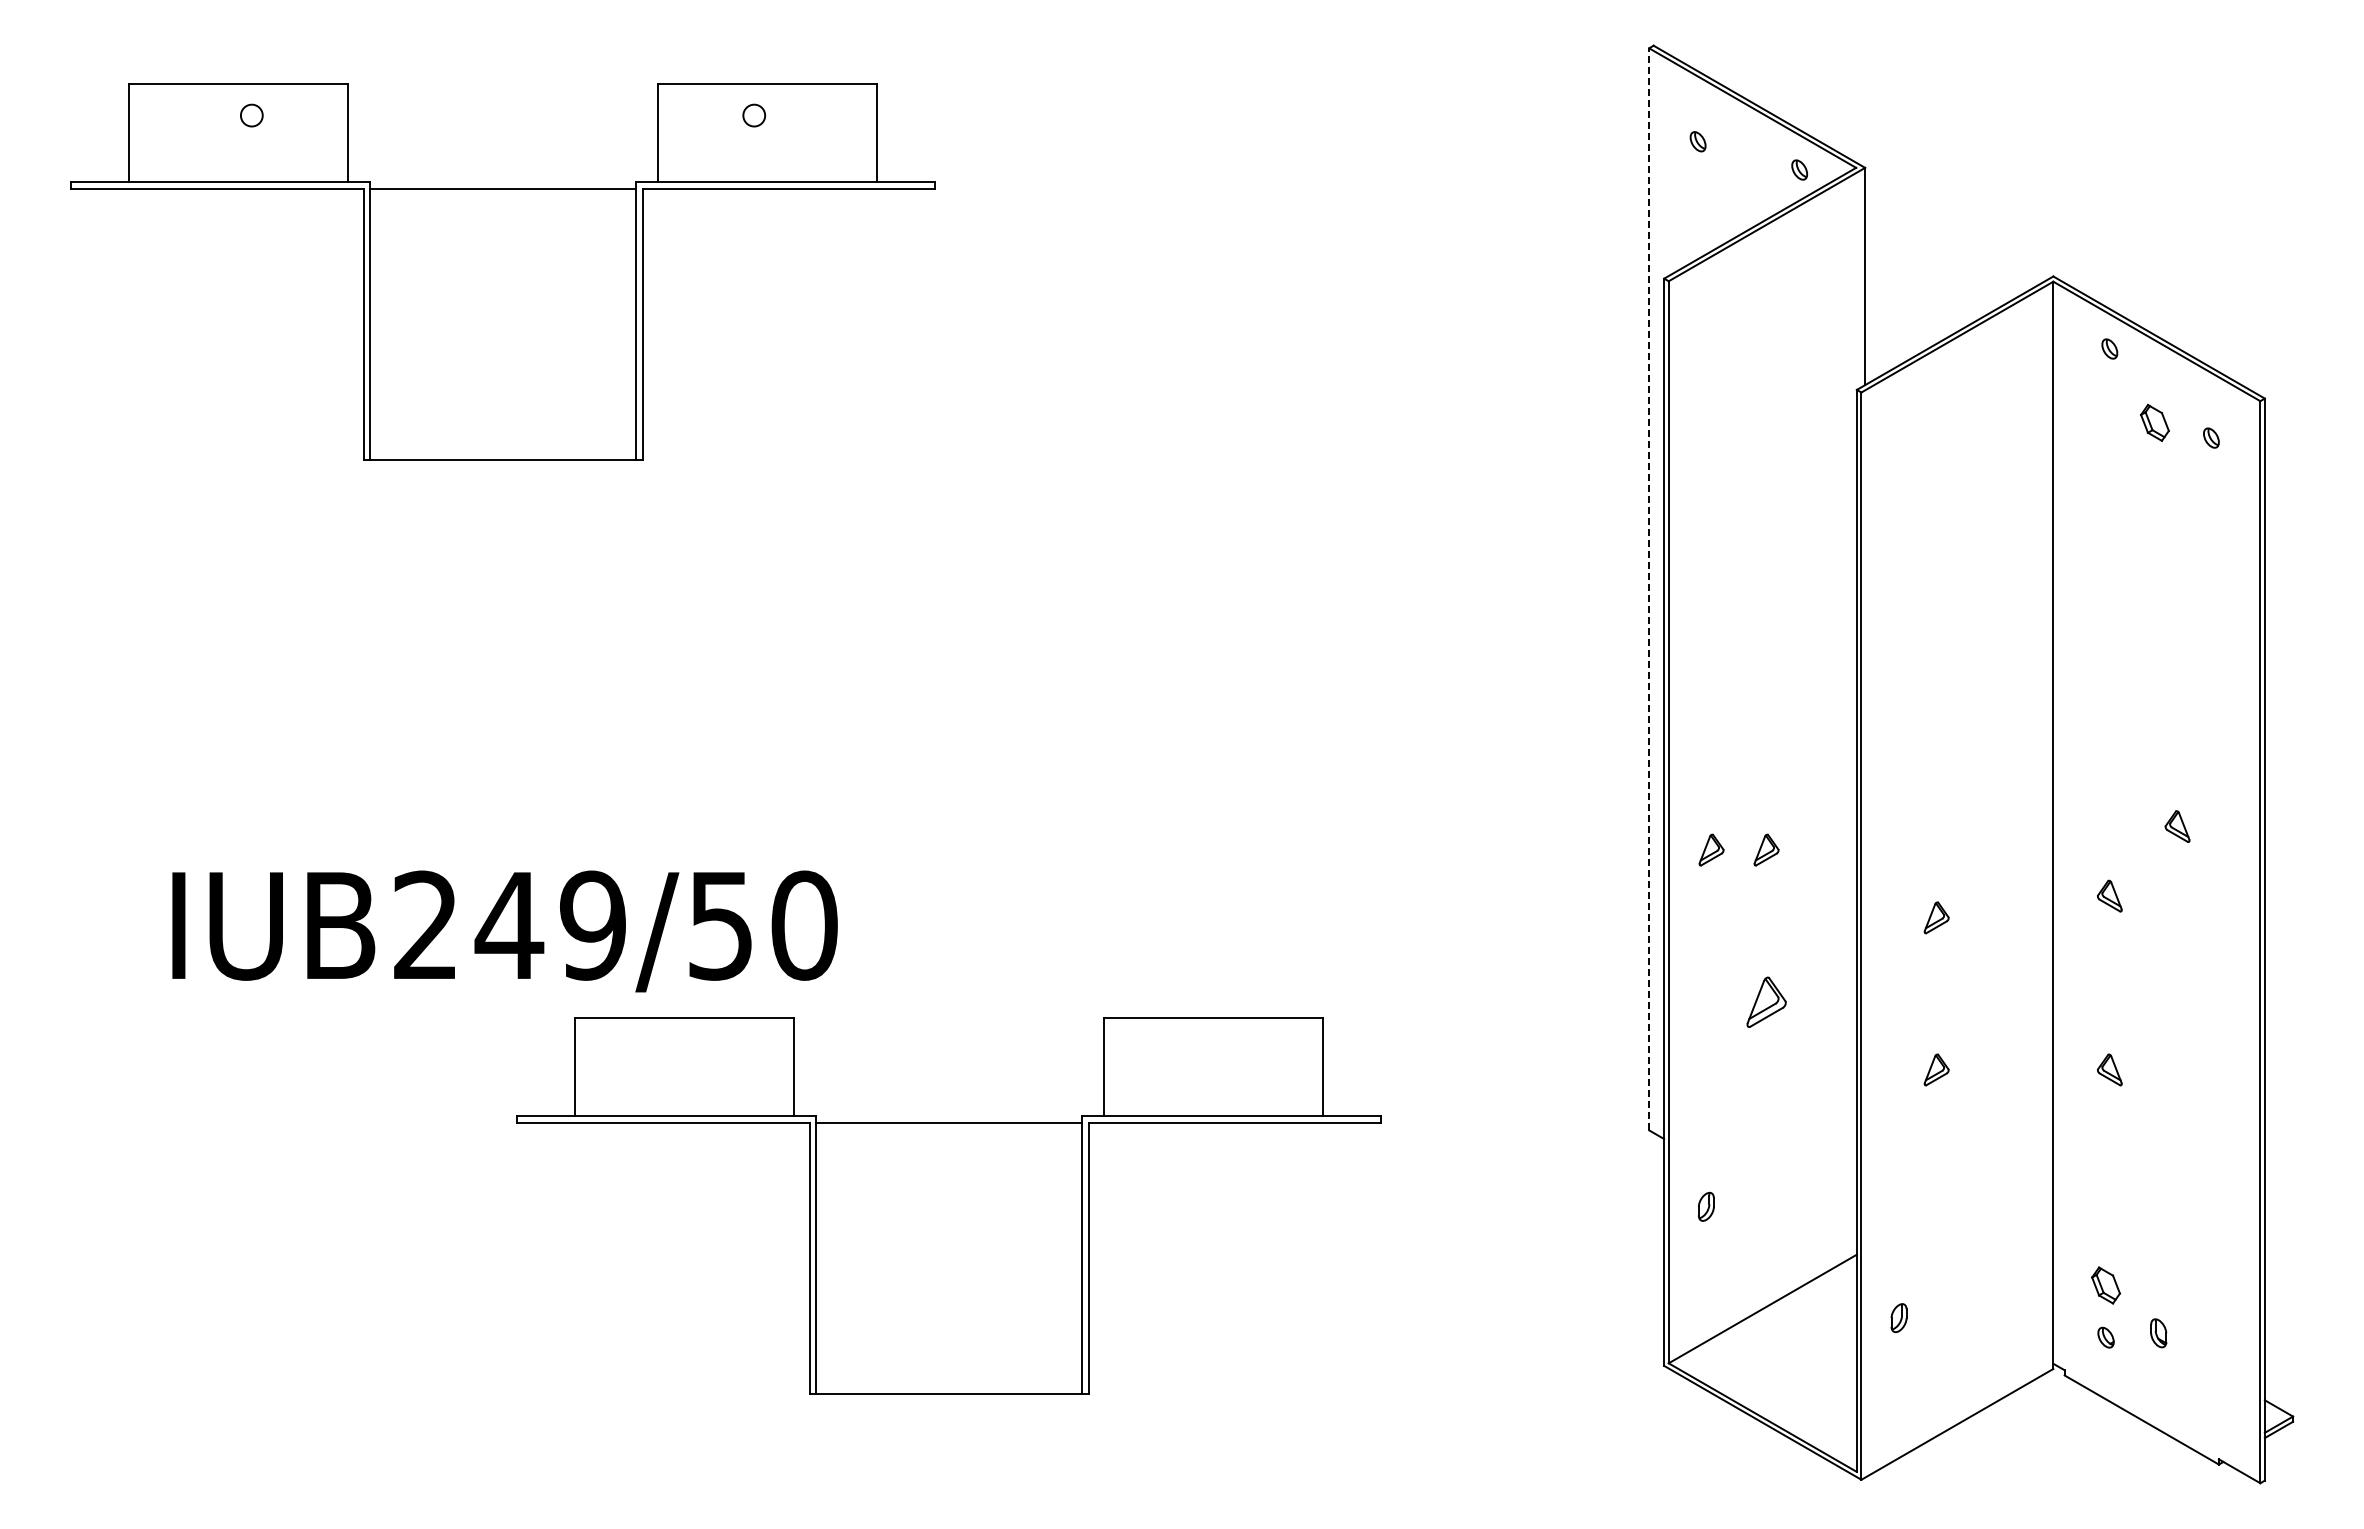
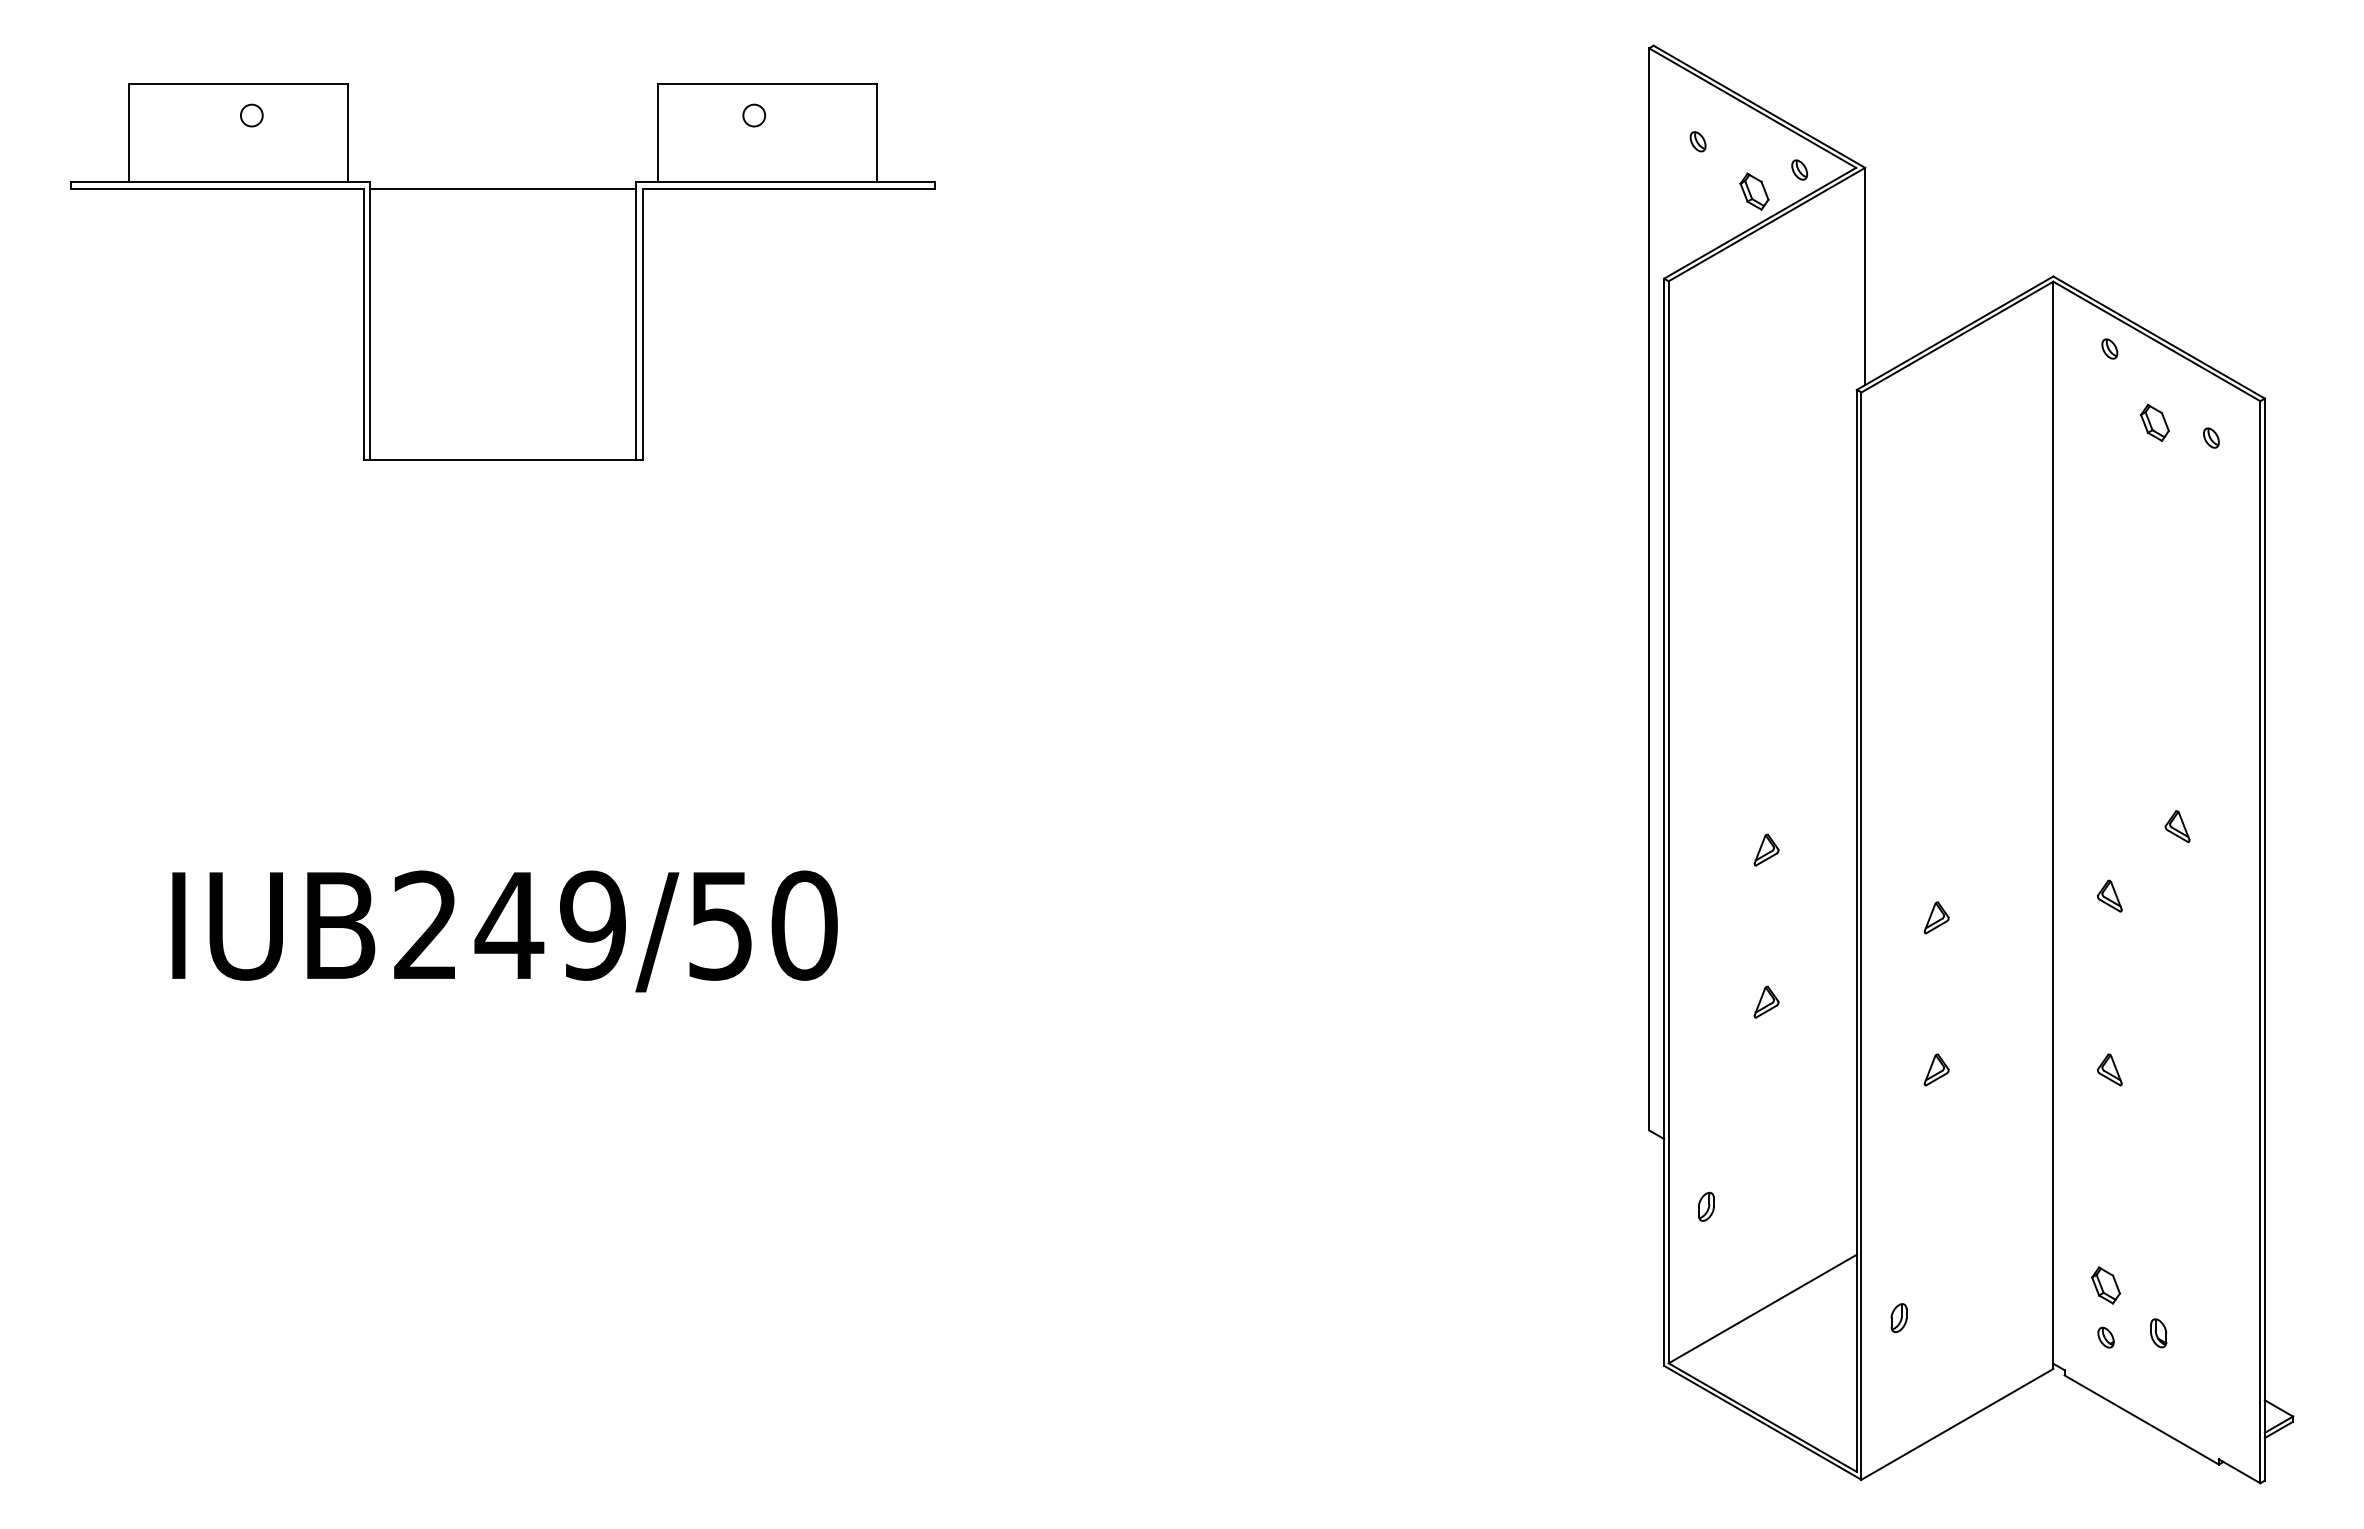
part: none -> present (1754, 191)
line: dashed -> solid (1649, 588)
part: present -> none (1711, 849)
part size: 41x52 px -> 27x34 px (1766, 1001)
part: present -> none (948, 1205)
